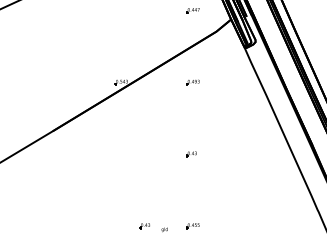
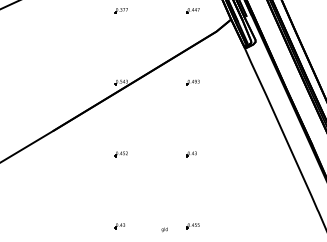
part: none -> present (120, 10)
part: none -> present (120, 154)
part position: (144, 226) -> (119, 226) (119, 226)
